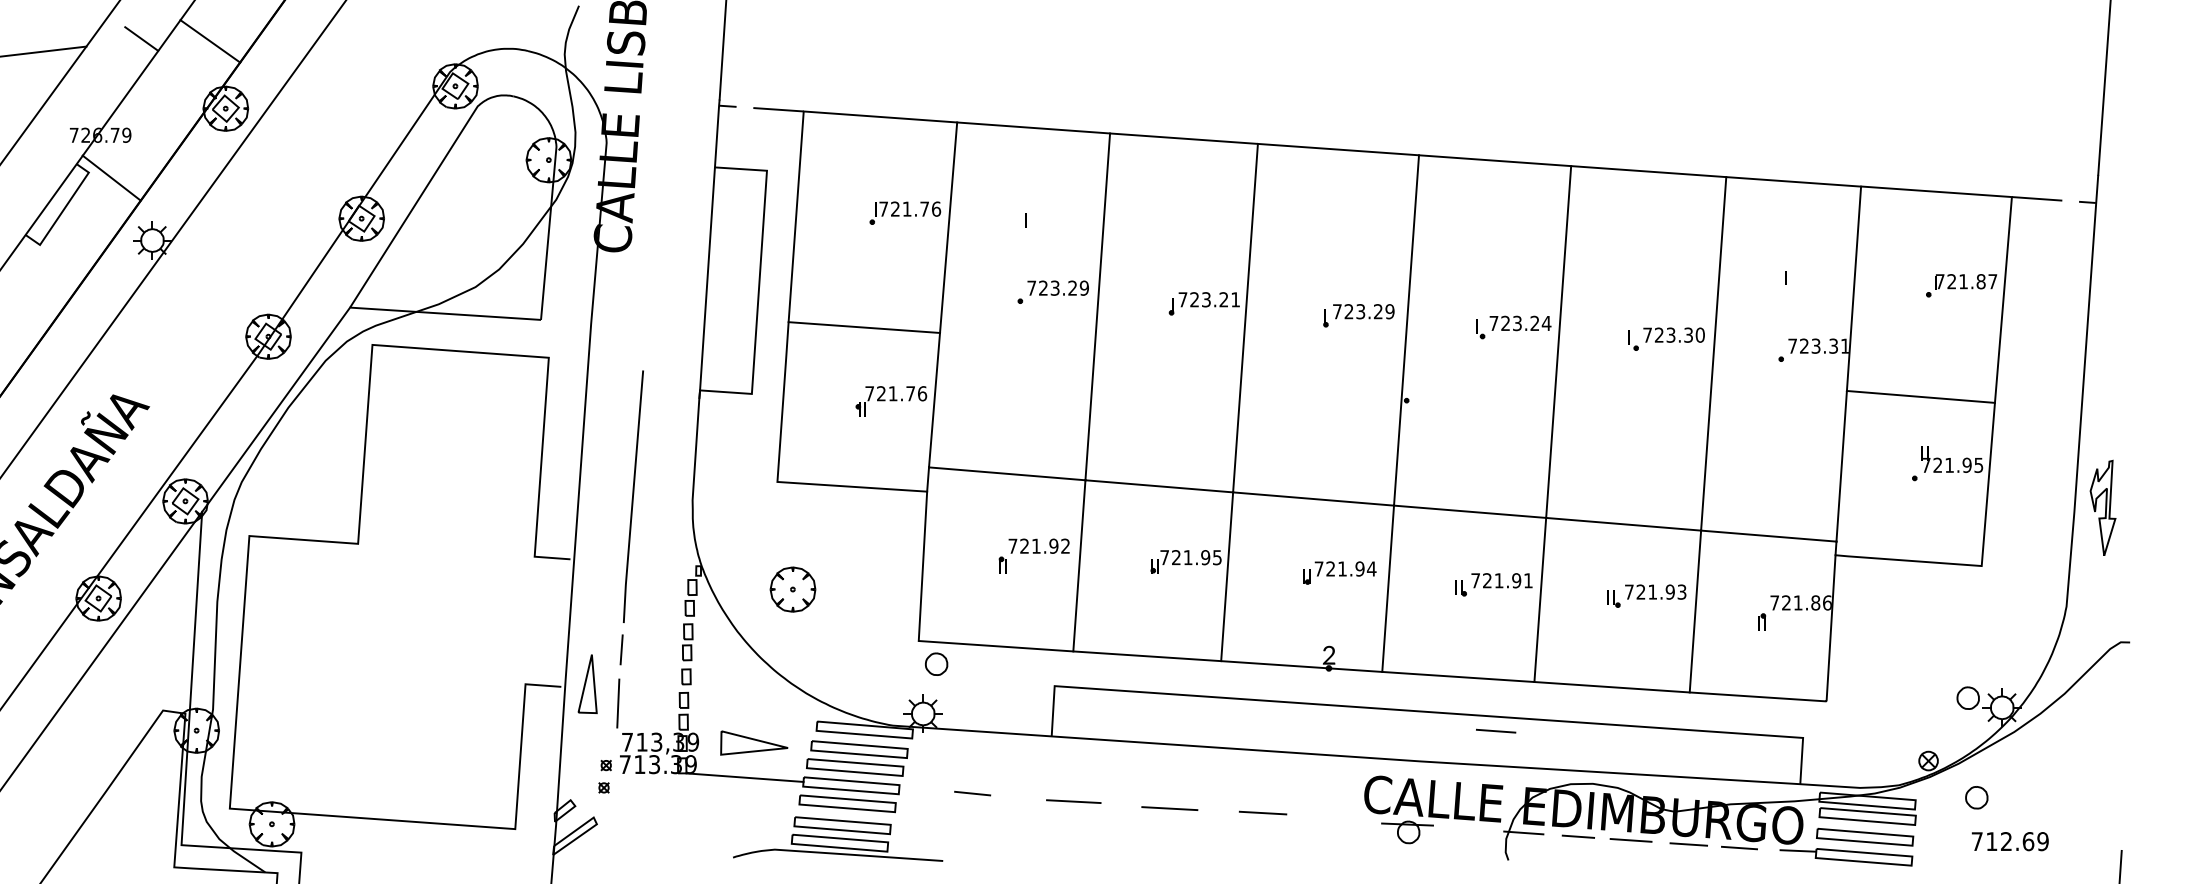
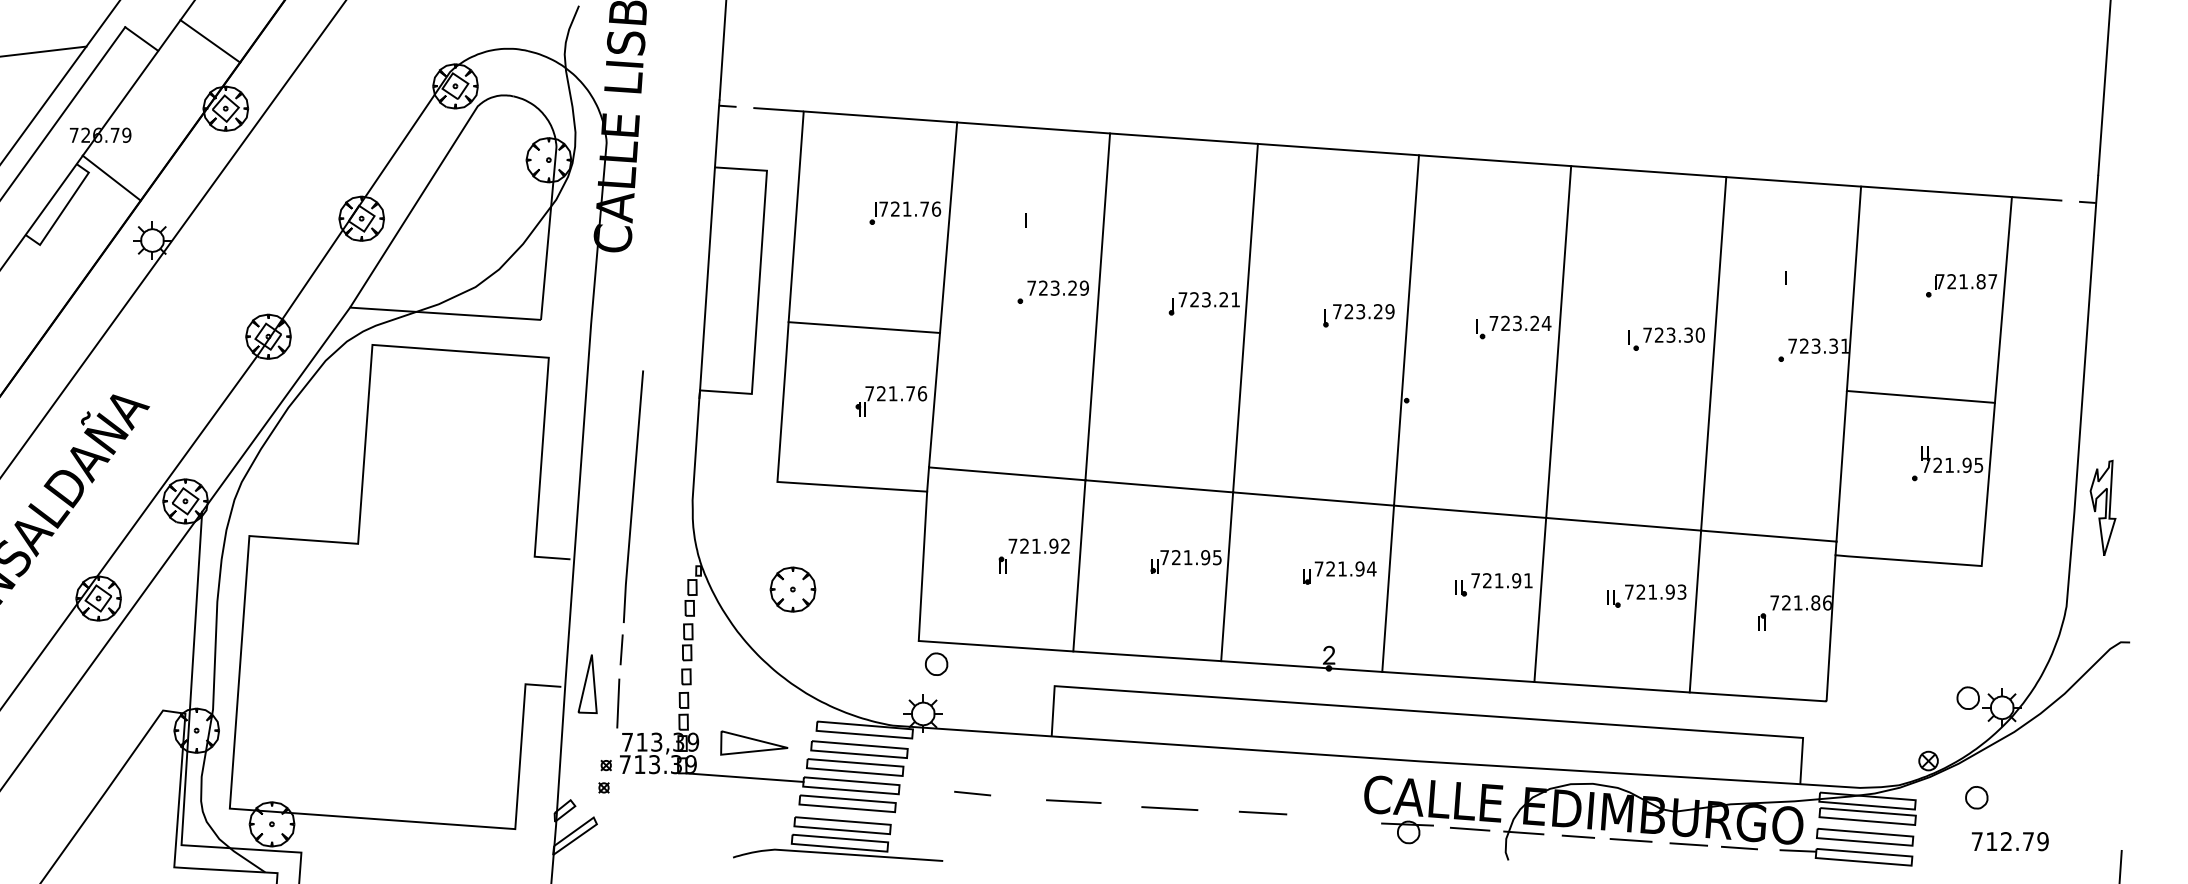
line: none -> present (63, 112)
line position: (1496, 730) -> (1470, 828) (1470, 828)
text: 712.69 -> 712.79 (2028, 841)
